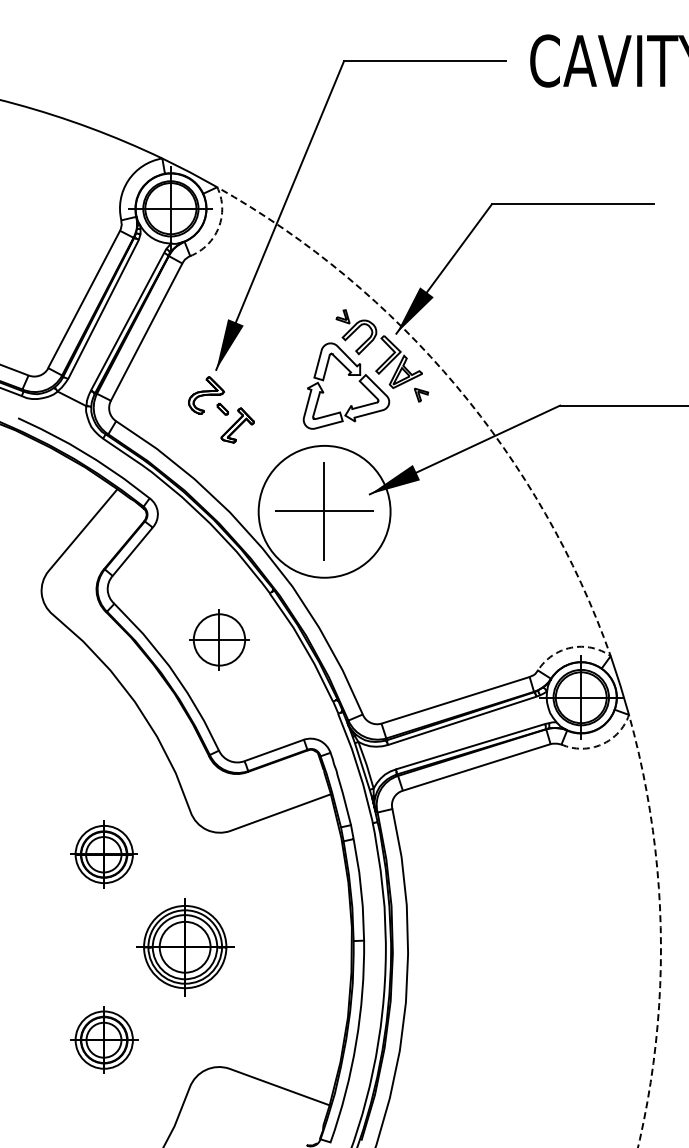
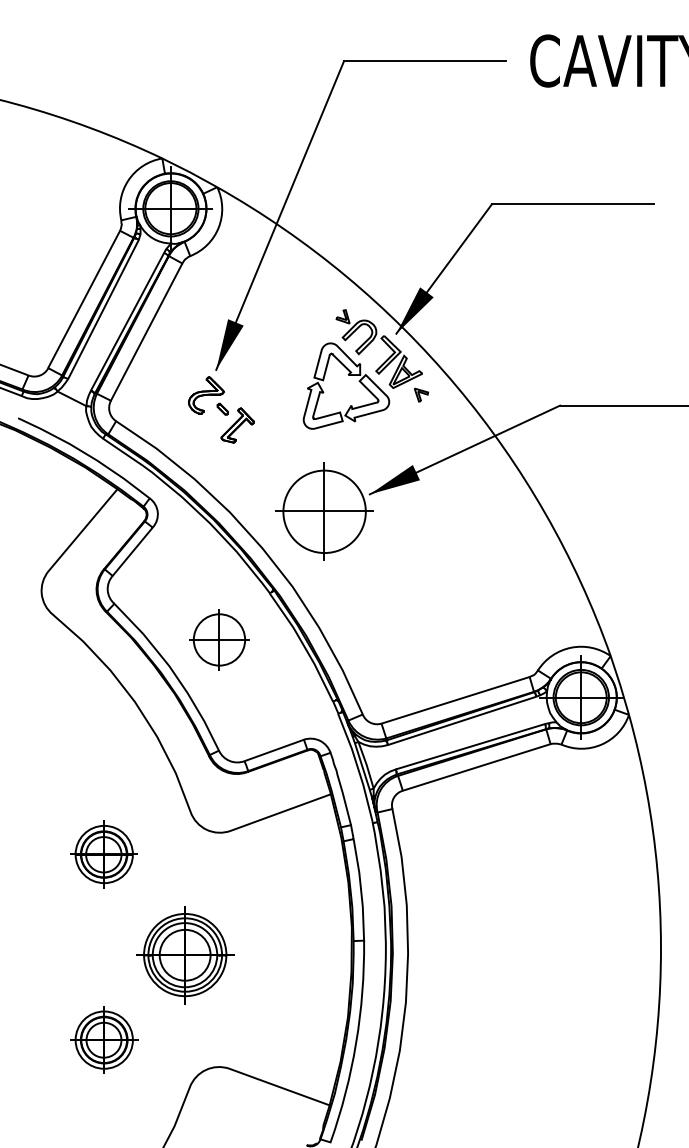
line: dashed -> solid (456, 386)
circle diameter: 132 px -> 82 px (324, 511)
line: dashed -> solid (658, 879)
part position: (185, 947) -> (185, 955) (185, 955)
